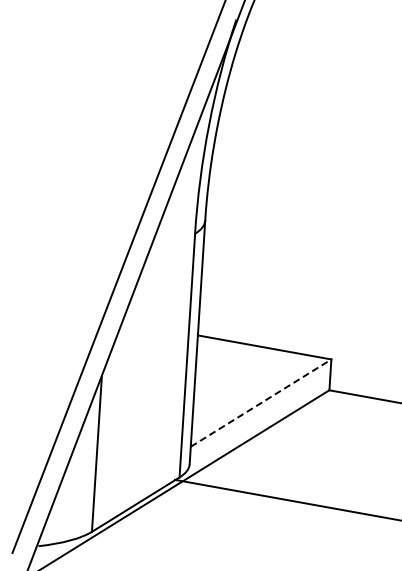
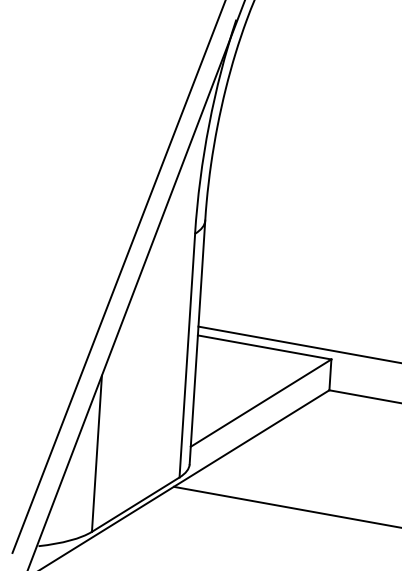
line: none -> present (298, 344)
line: dashed -> solid (261, 403)
line position: (286, 499) -> (285, 506) (285, 506)
